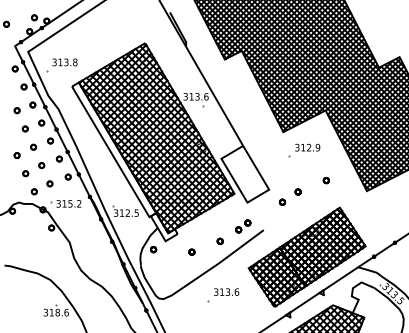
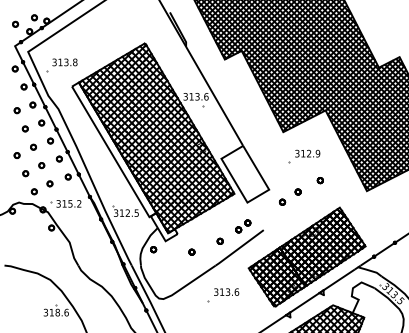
part position: (6, 23) -> (15, 23) (15, 23)
part position: (304, 150) -> (304, 156) (304, 156)
part position: (325, 180) -> (319, 180) (319, 180)
